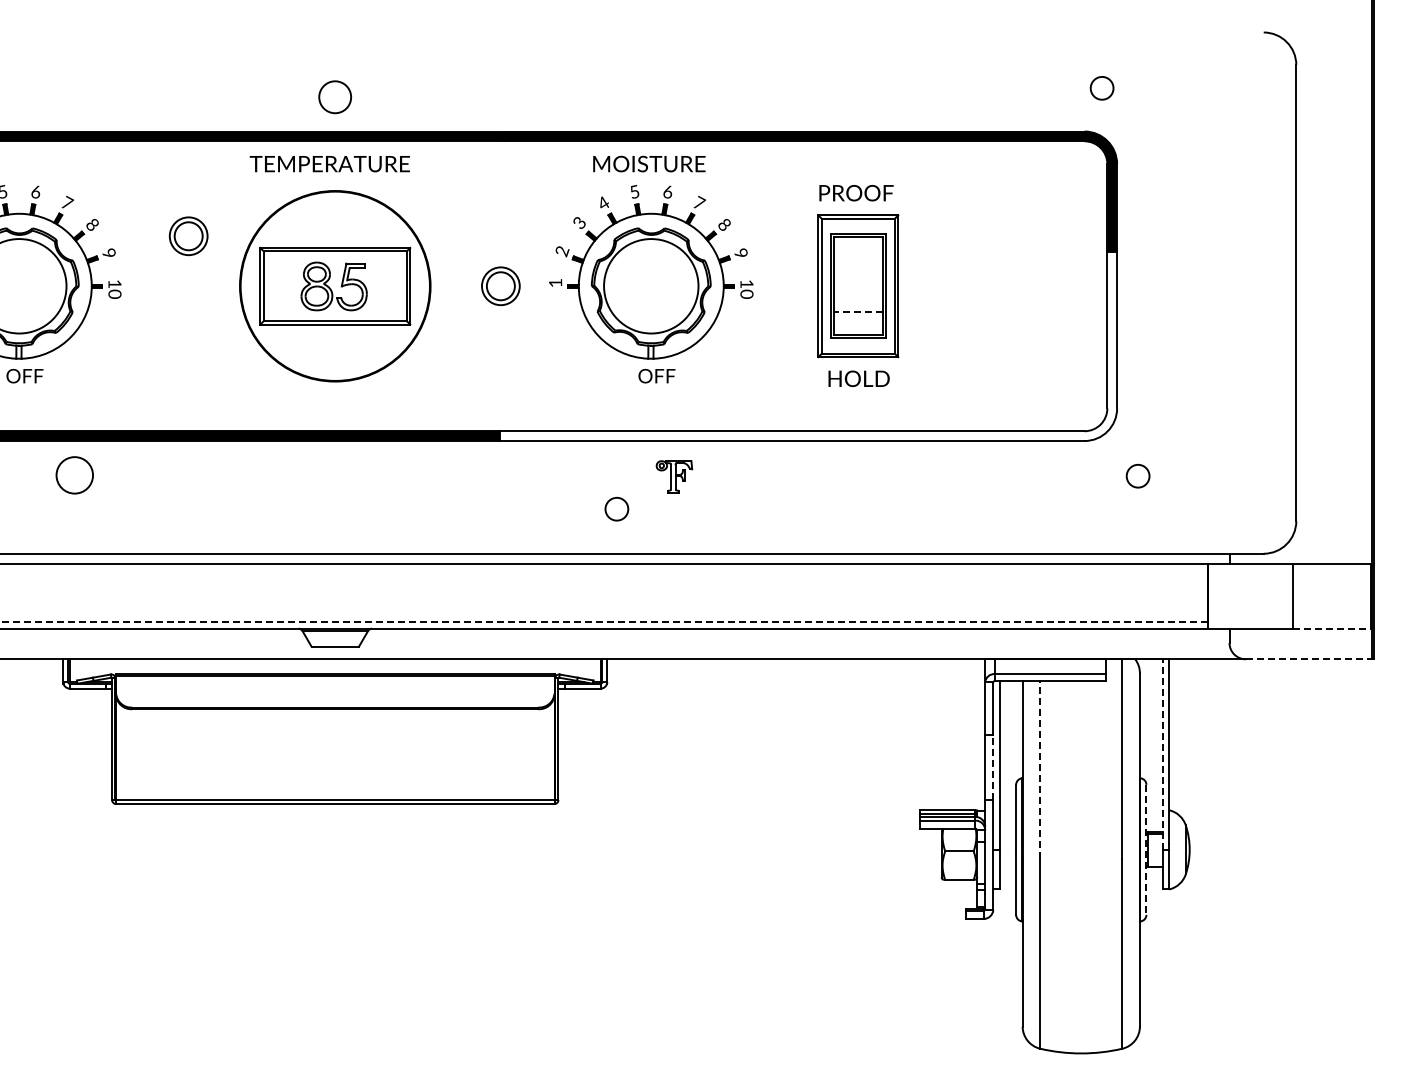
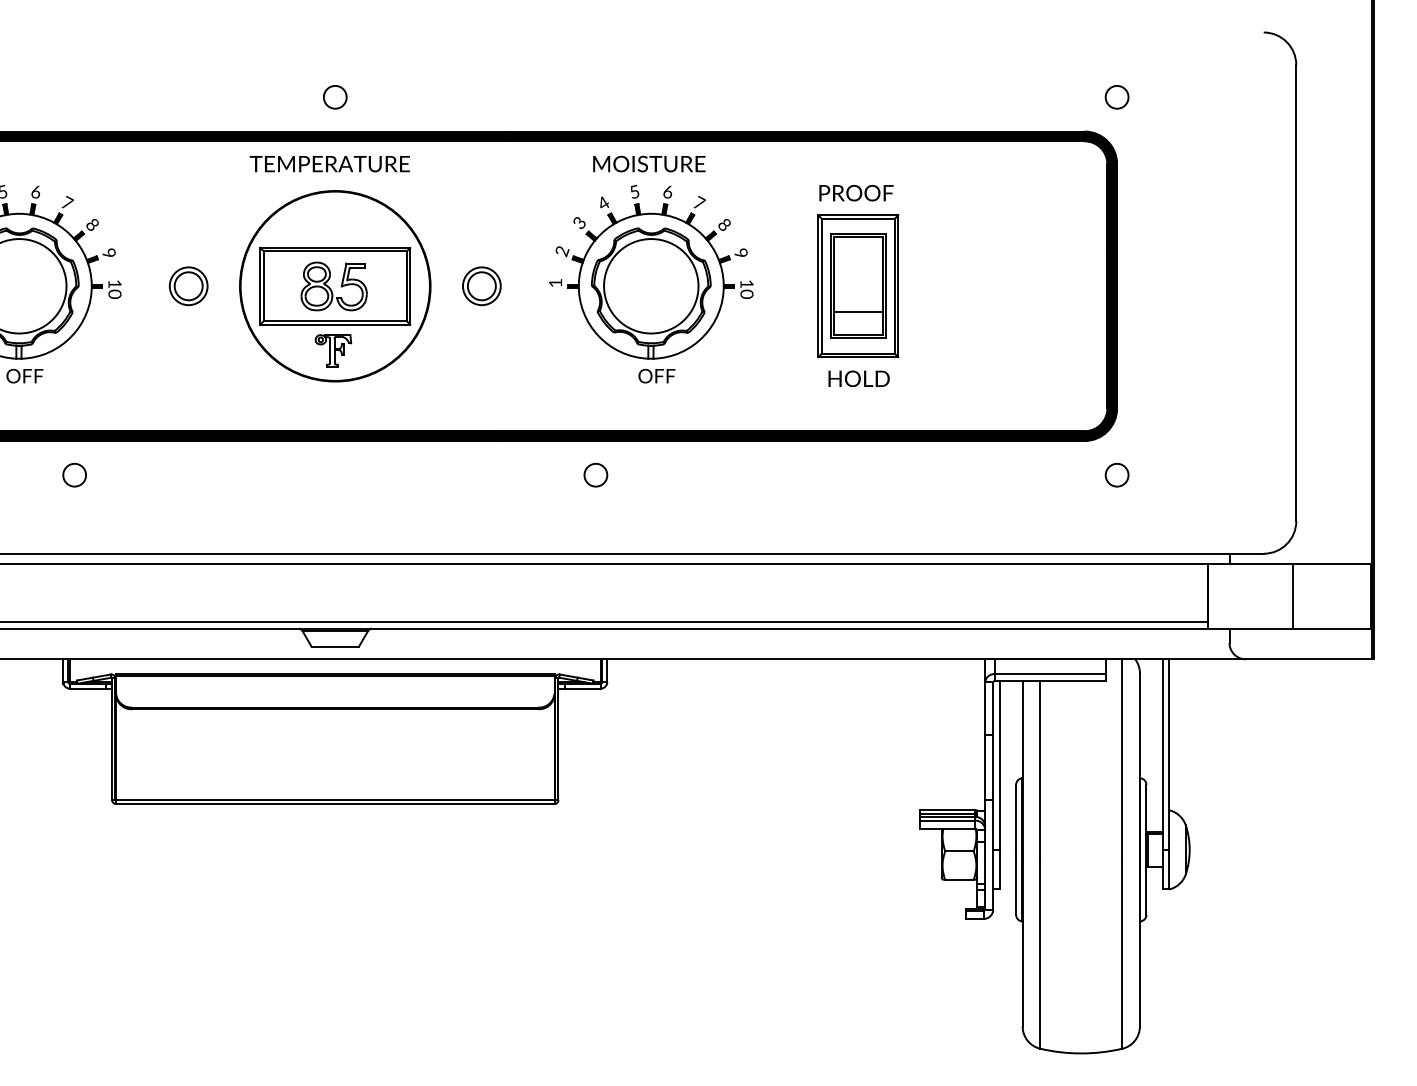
circle position: (1101, 88) -> (1116, 97) (1116, 97)
circle size: 35x35 px -> 25x25 px (335, 97)
part position: (188, 236) -> (188, 286) (188, 286)
part position: (500, 286) -> (481, 286) (481, 286)
line: dashed -> solid (857, 312)
fill: none -> present (808, 346)
circle size: 39x39 px -> 25x26 px (74, 474)
part position: (674, 476) -> (333, 350) (333, 350)
circle position: (1137, 476) -> (1116, 475) (1116, 475)
circle position: (616, 509) -> (595, 475) (595, 475)
line: dashed -> solid (604, 622)
line: dashed -> solid (1332, 628)
line: dashed -> solid (1309, 659)
line: dashed -> solid (1162, 754)
line: dashed -> solid (993, 766)
line: dashed -> solid (1040, 769)
line: dashed -> solid (1146, 850)
